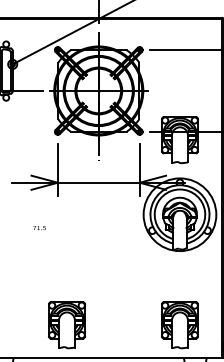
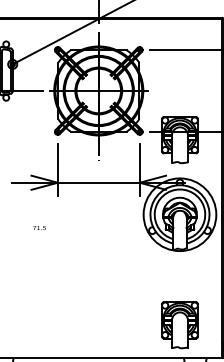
part: present -> none (66, 325)
